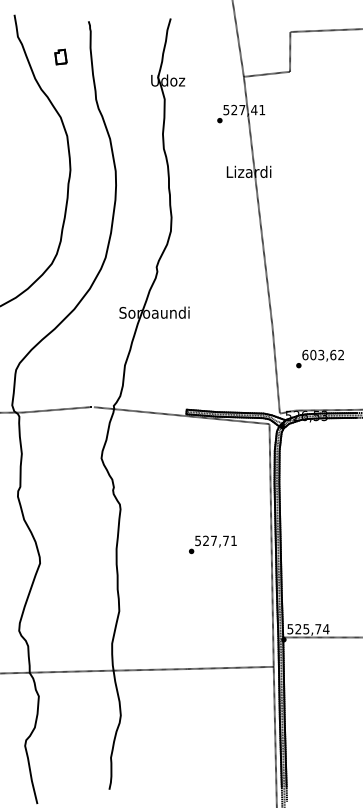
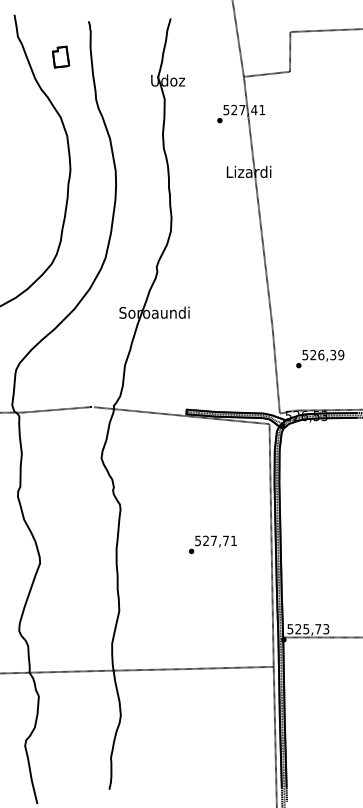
part size: 14x18 px -> 20x24 px (60, 56)
text: 603,62 -> 526,39 (323, 354)
text: 525,74 -> 525,73 (326, 629)
